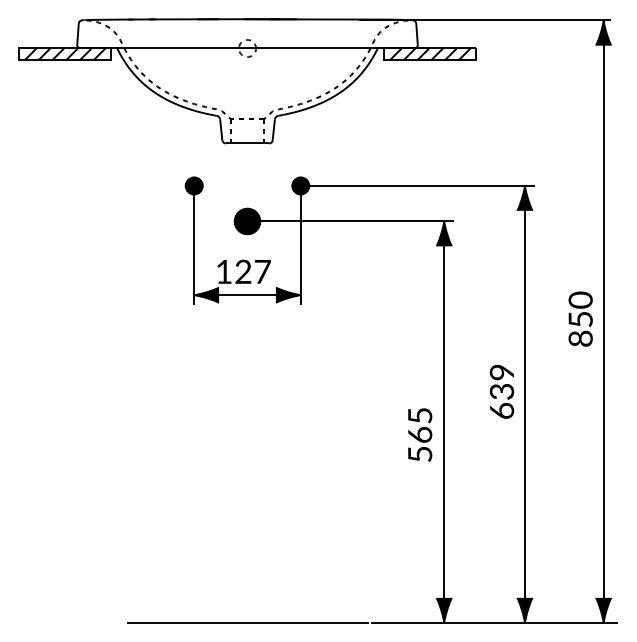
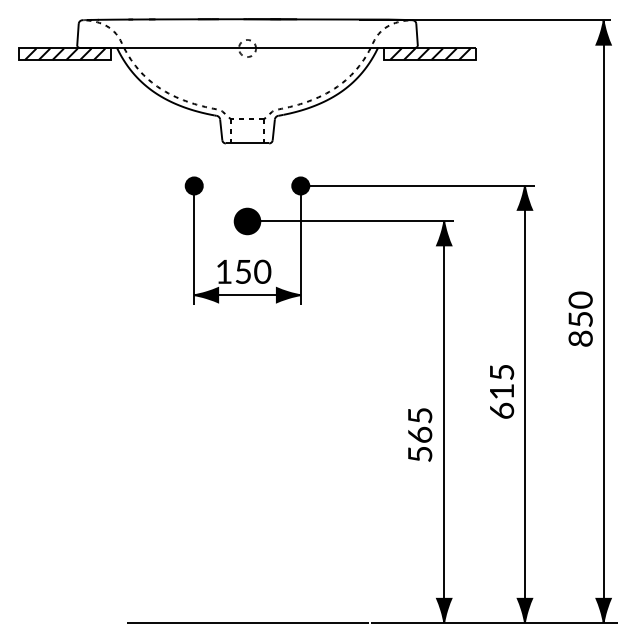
text: 127 -> 150 (253, 271)
text: 639 -> 615 (501, 381)
